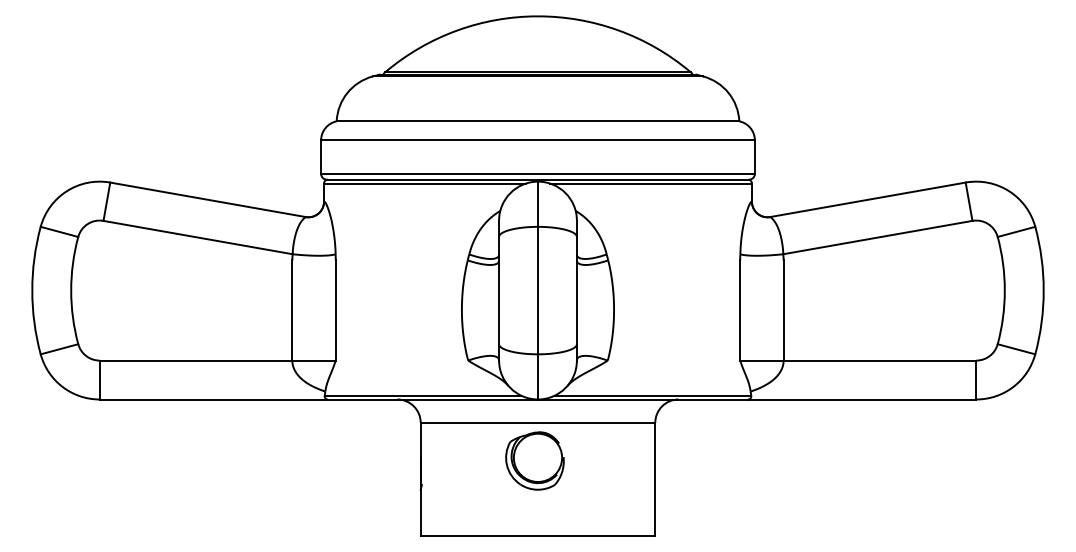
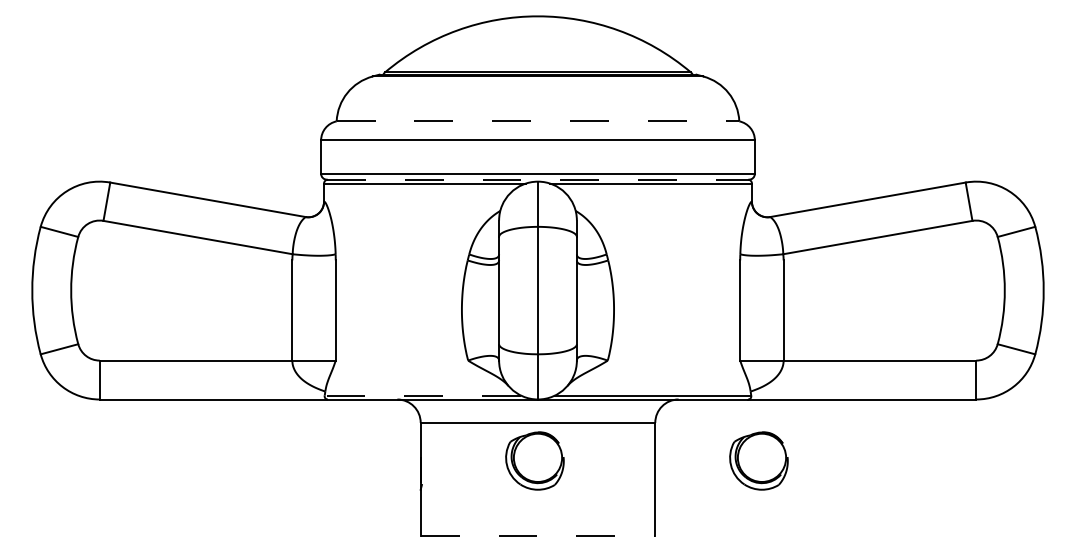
line: solid -> dashed (538, 121)
line: solid -> dashed (538, 179)
line: solid -> dashed (422, 395)
part: none -> present (758, 460)
line: solid -> dashed (538, 535)
